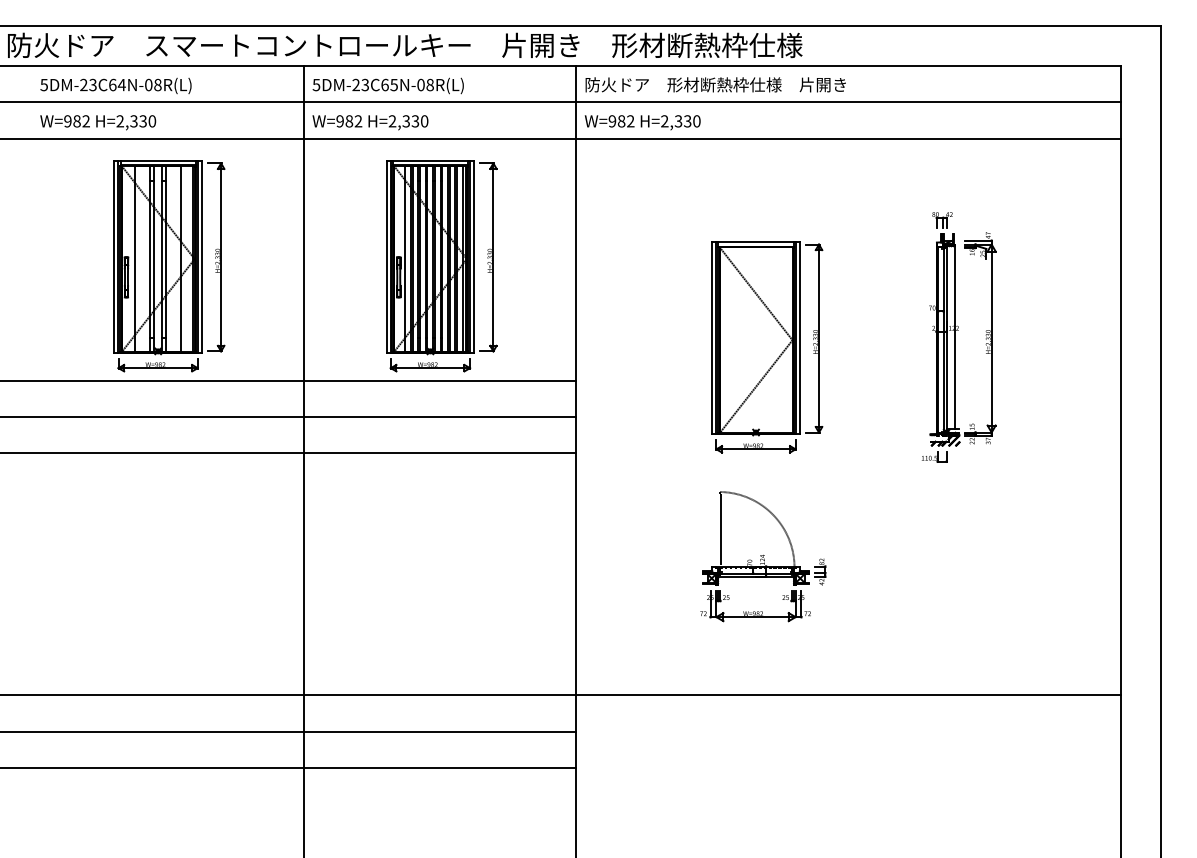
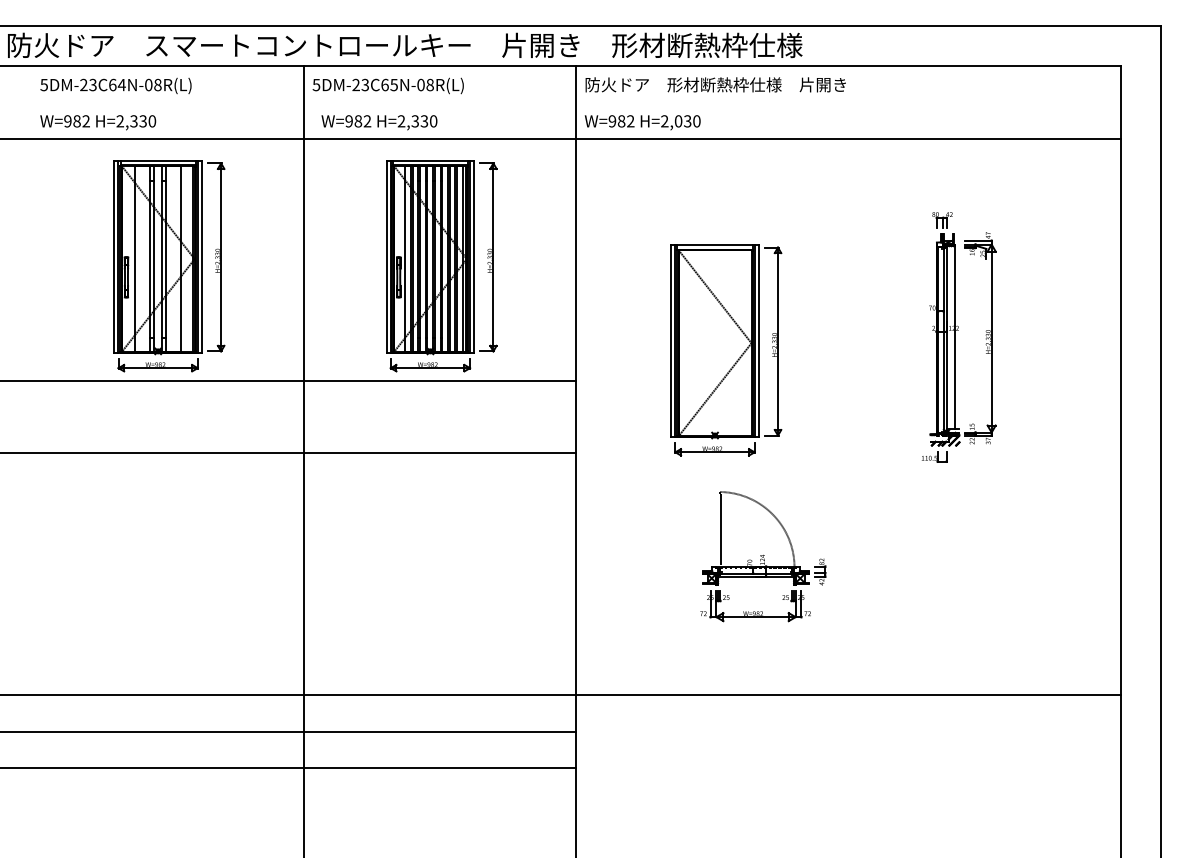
line: present -> none (561, 102)
text: H=2,330 -> H=2,030 (678, 121)
text position: (370, 122) -> (379, 122) (379, 122)
part position: (767, 347) -> (726, 350) (726, 350)
line: present -> none (289, 416)
